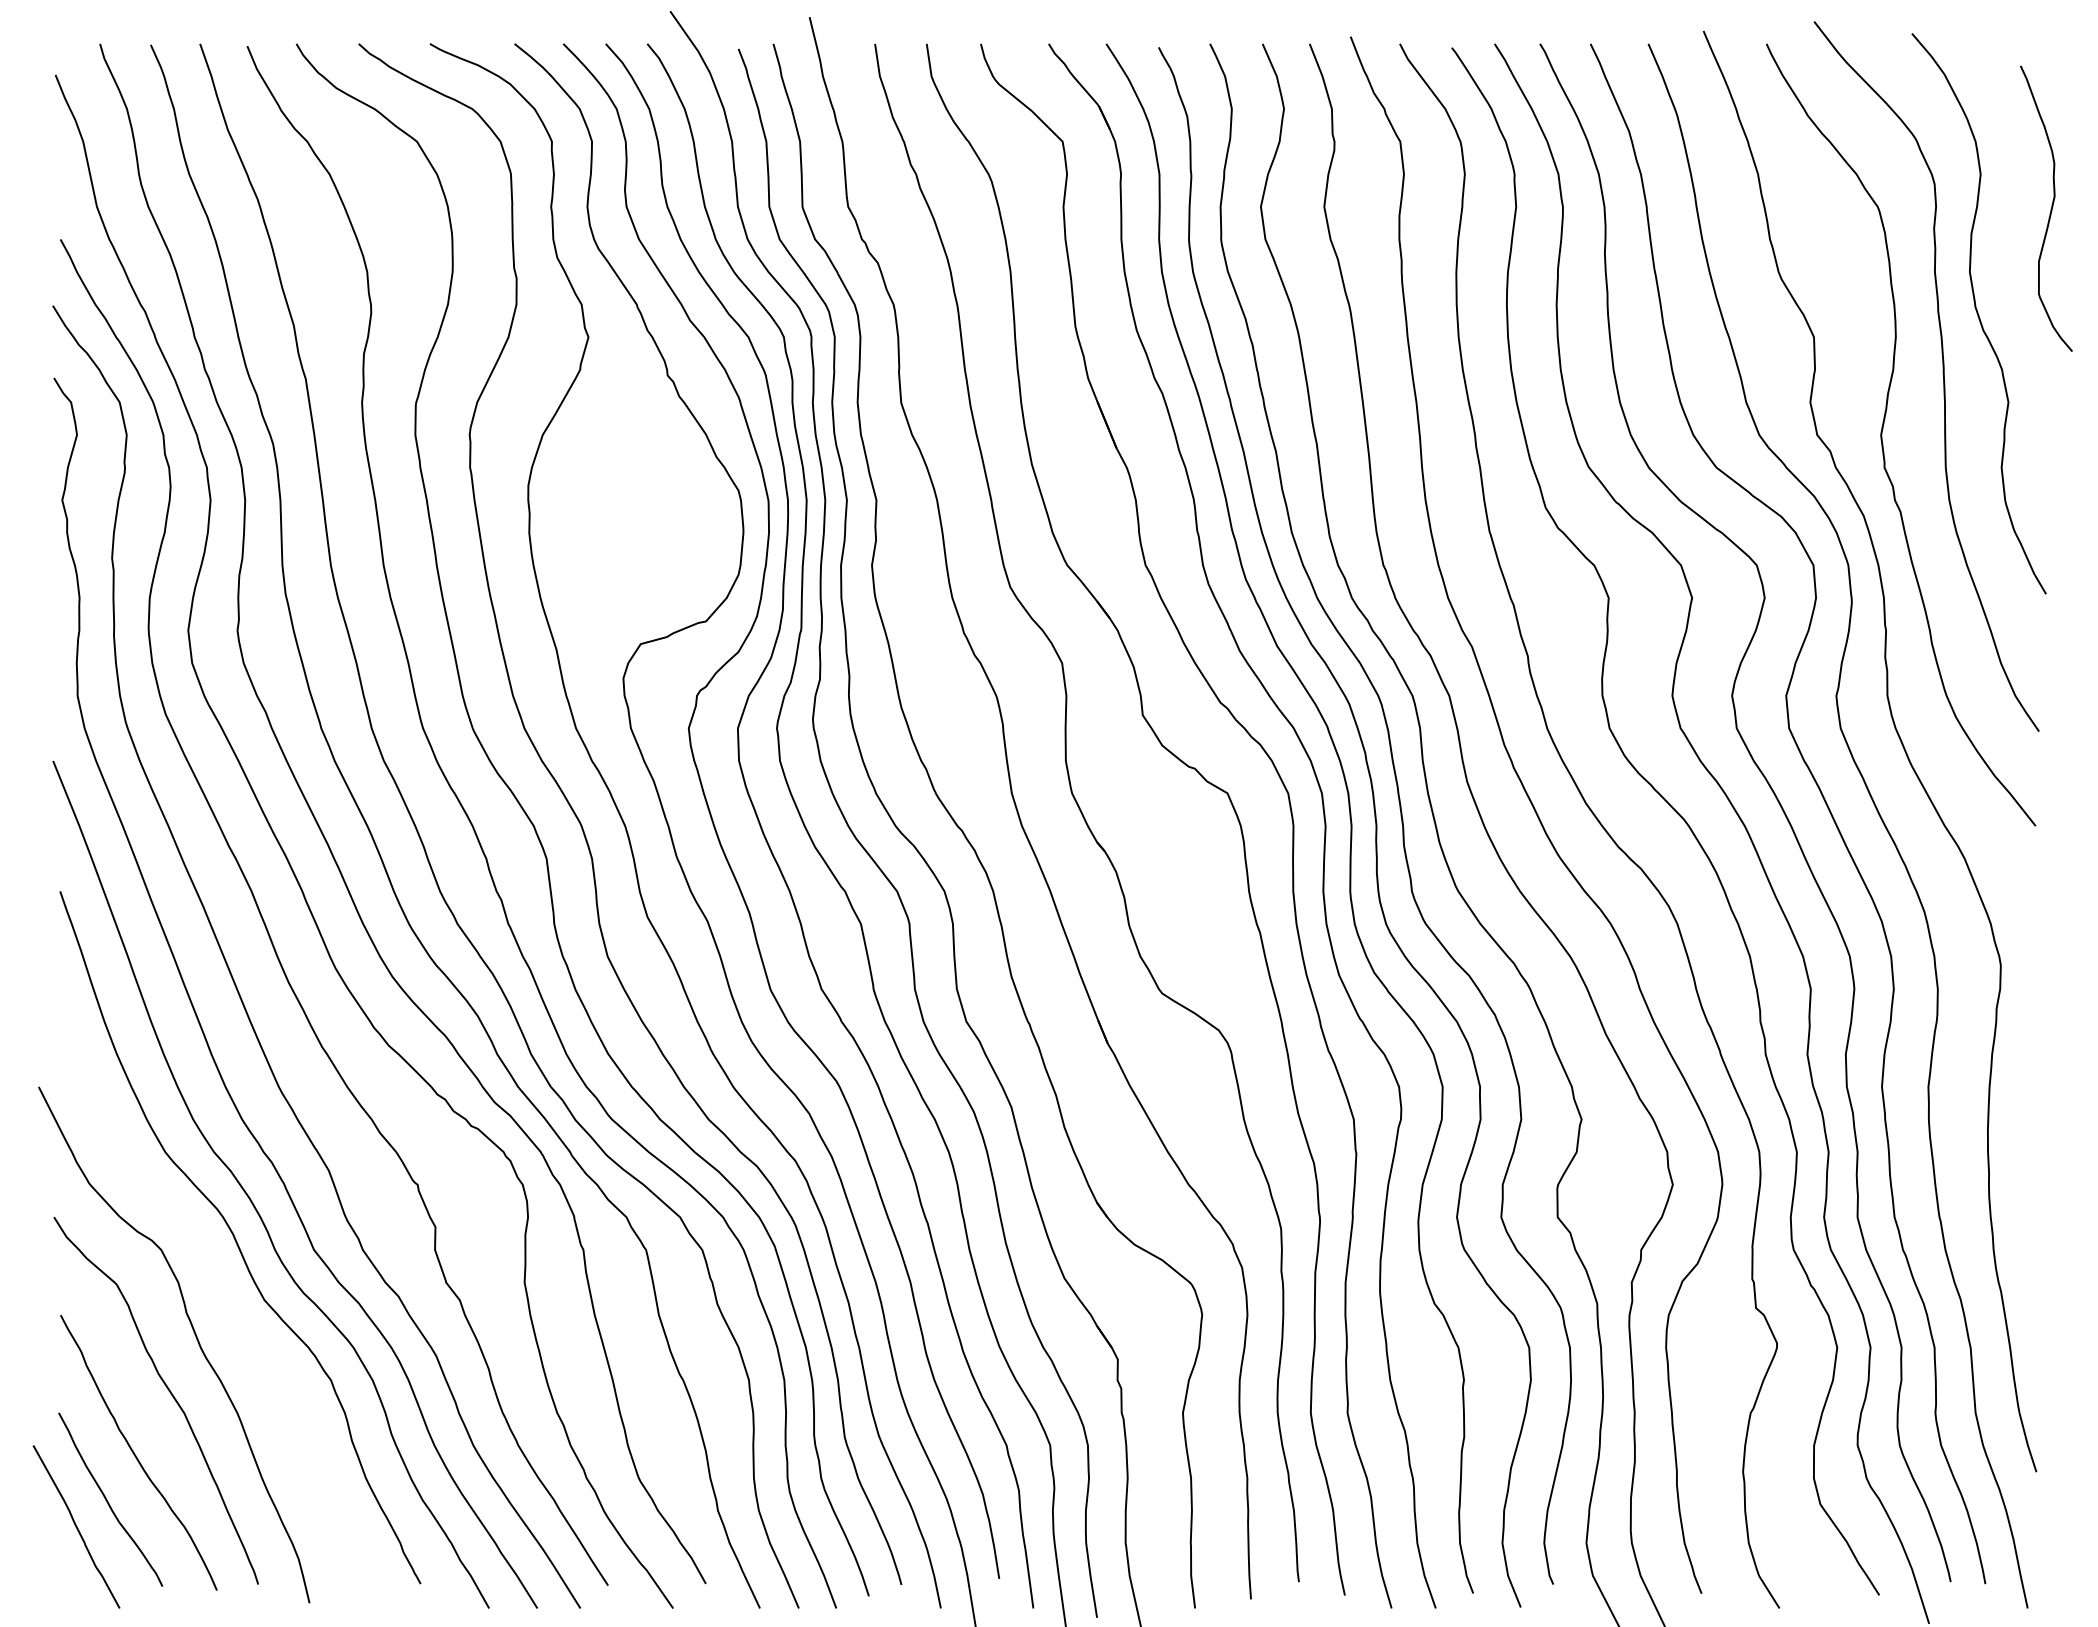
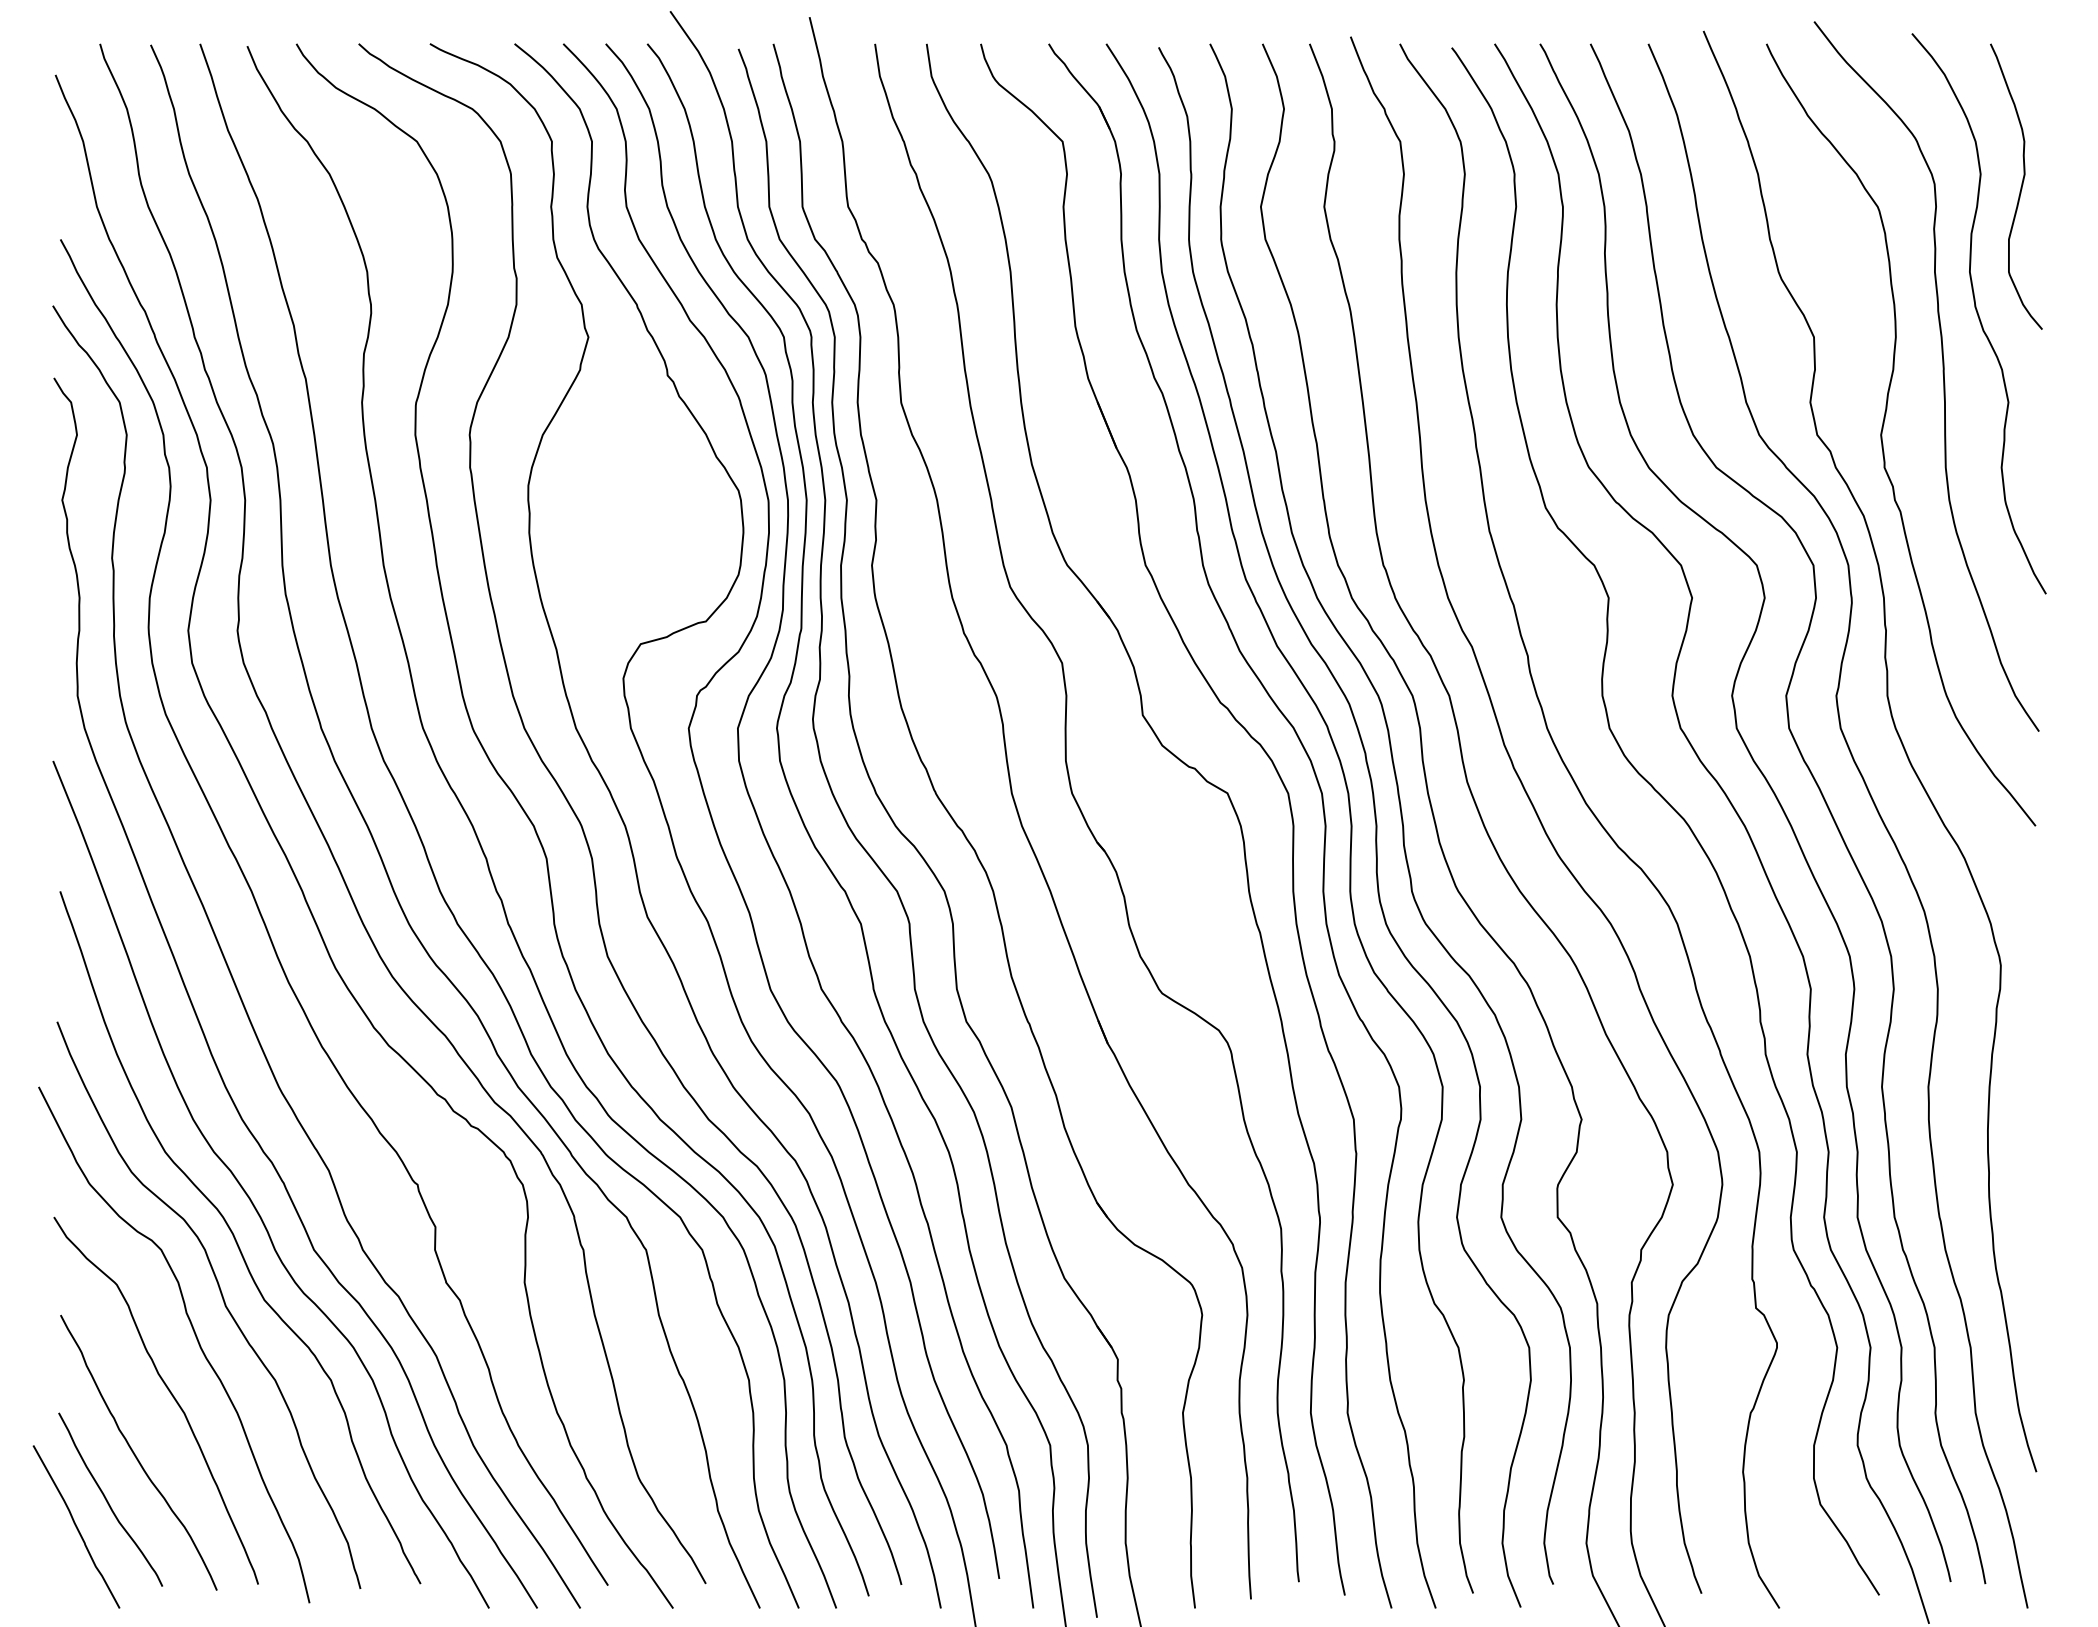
curve position: (2050, 209) -> (2020, 187) (2020, 187)
curve: none -> present (222, 1300)
